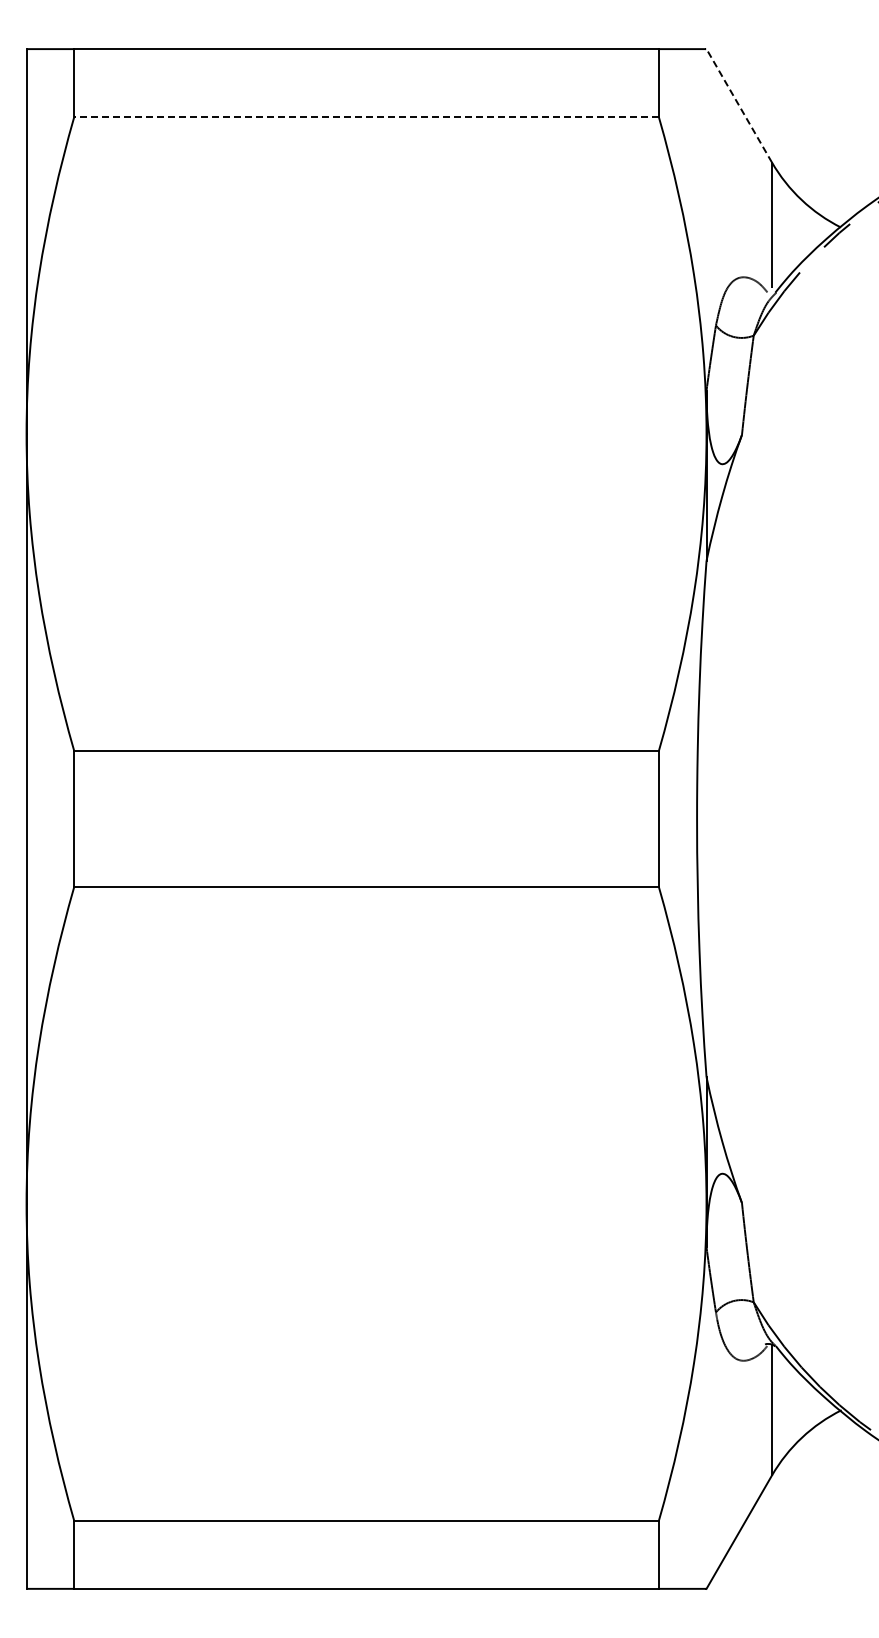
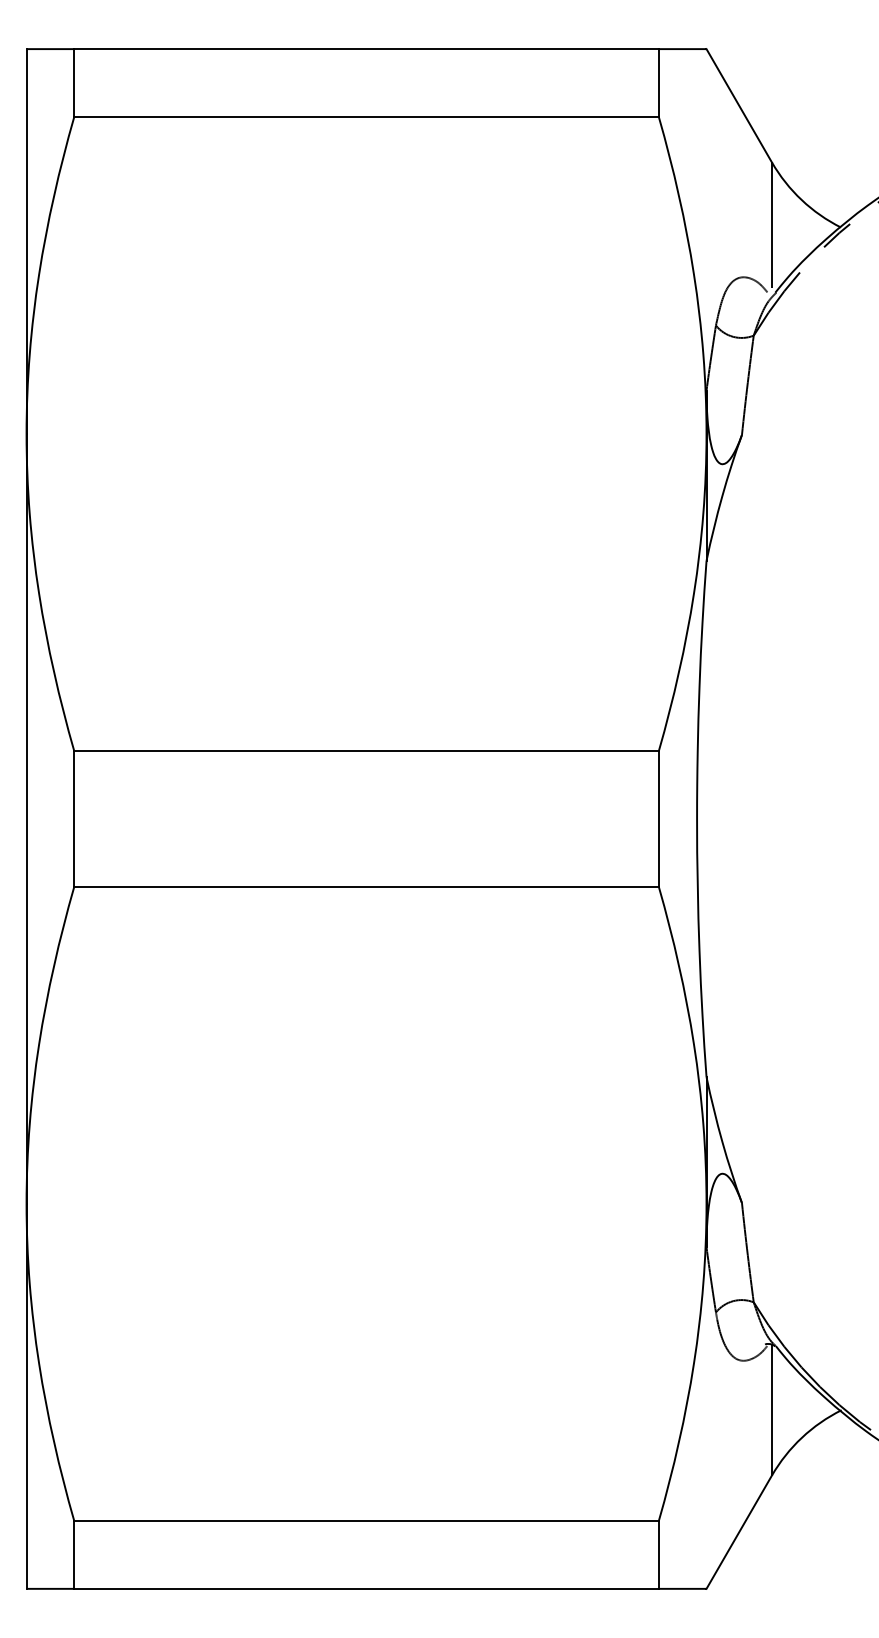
line: dashed -> solid (738, 105)
line: dashed -> solid (366, 117)
